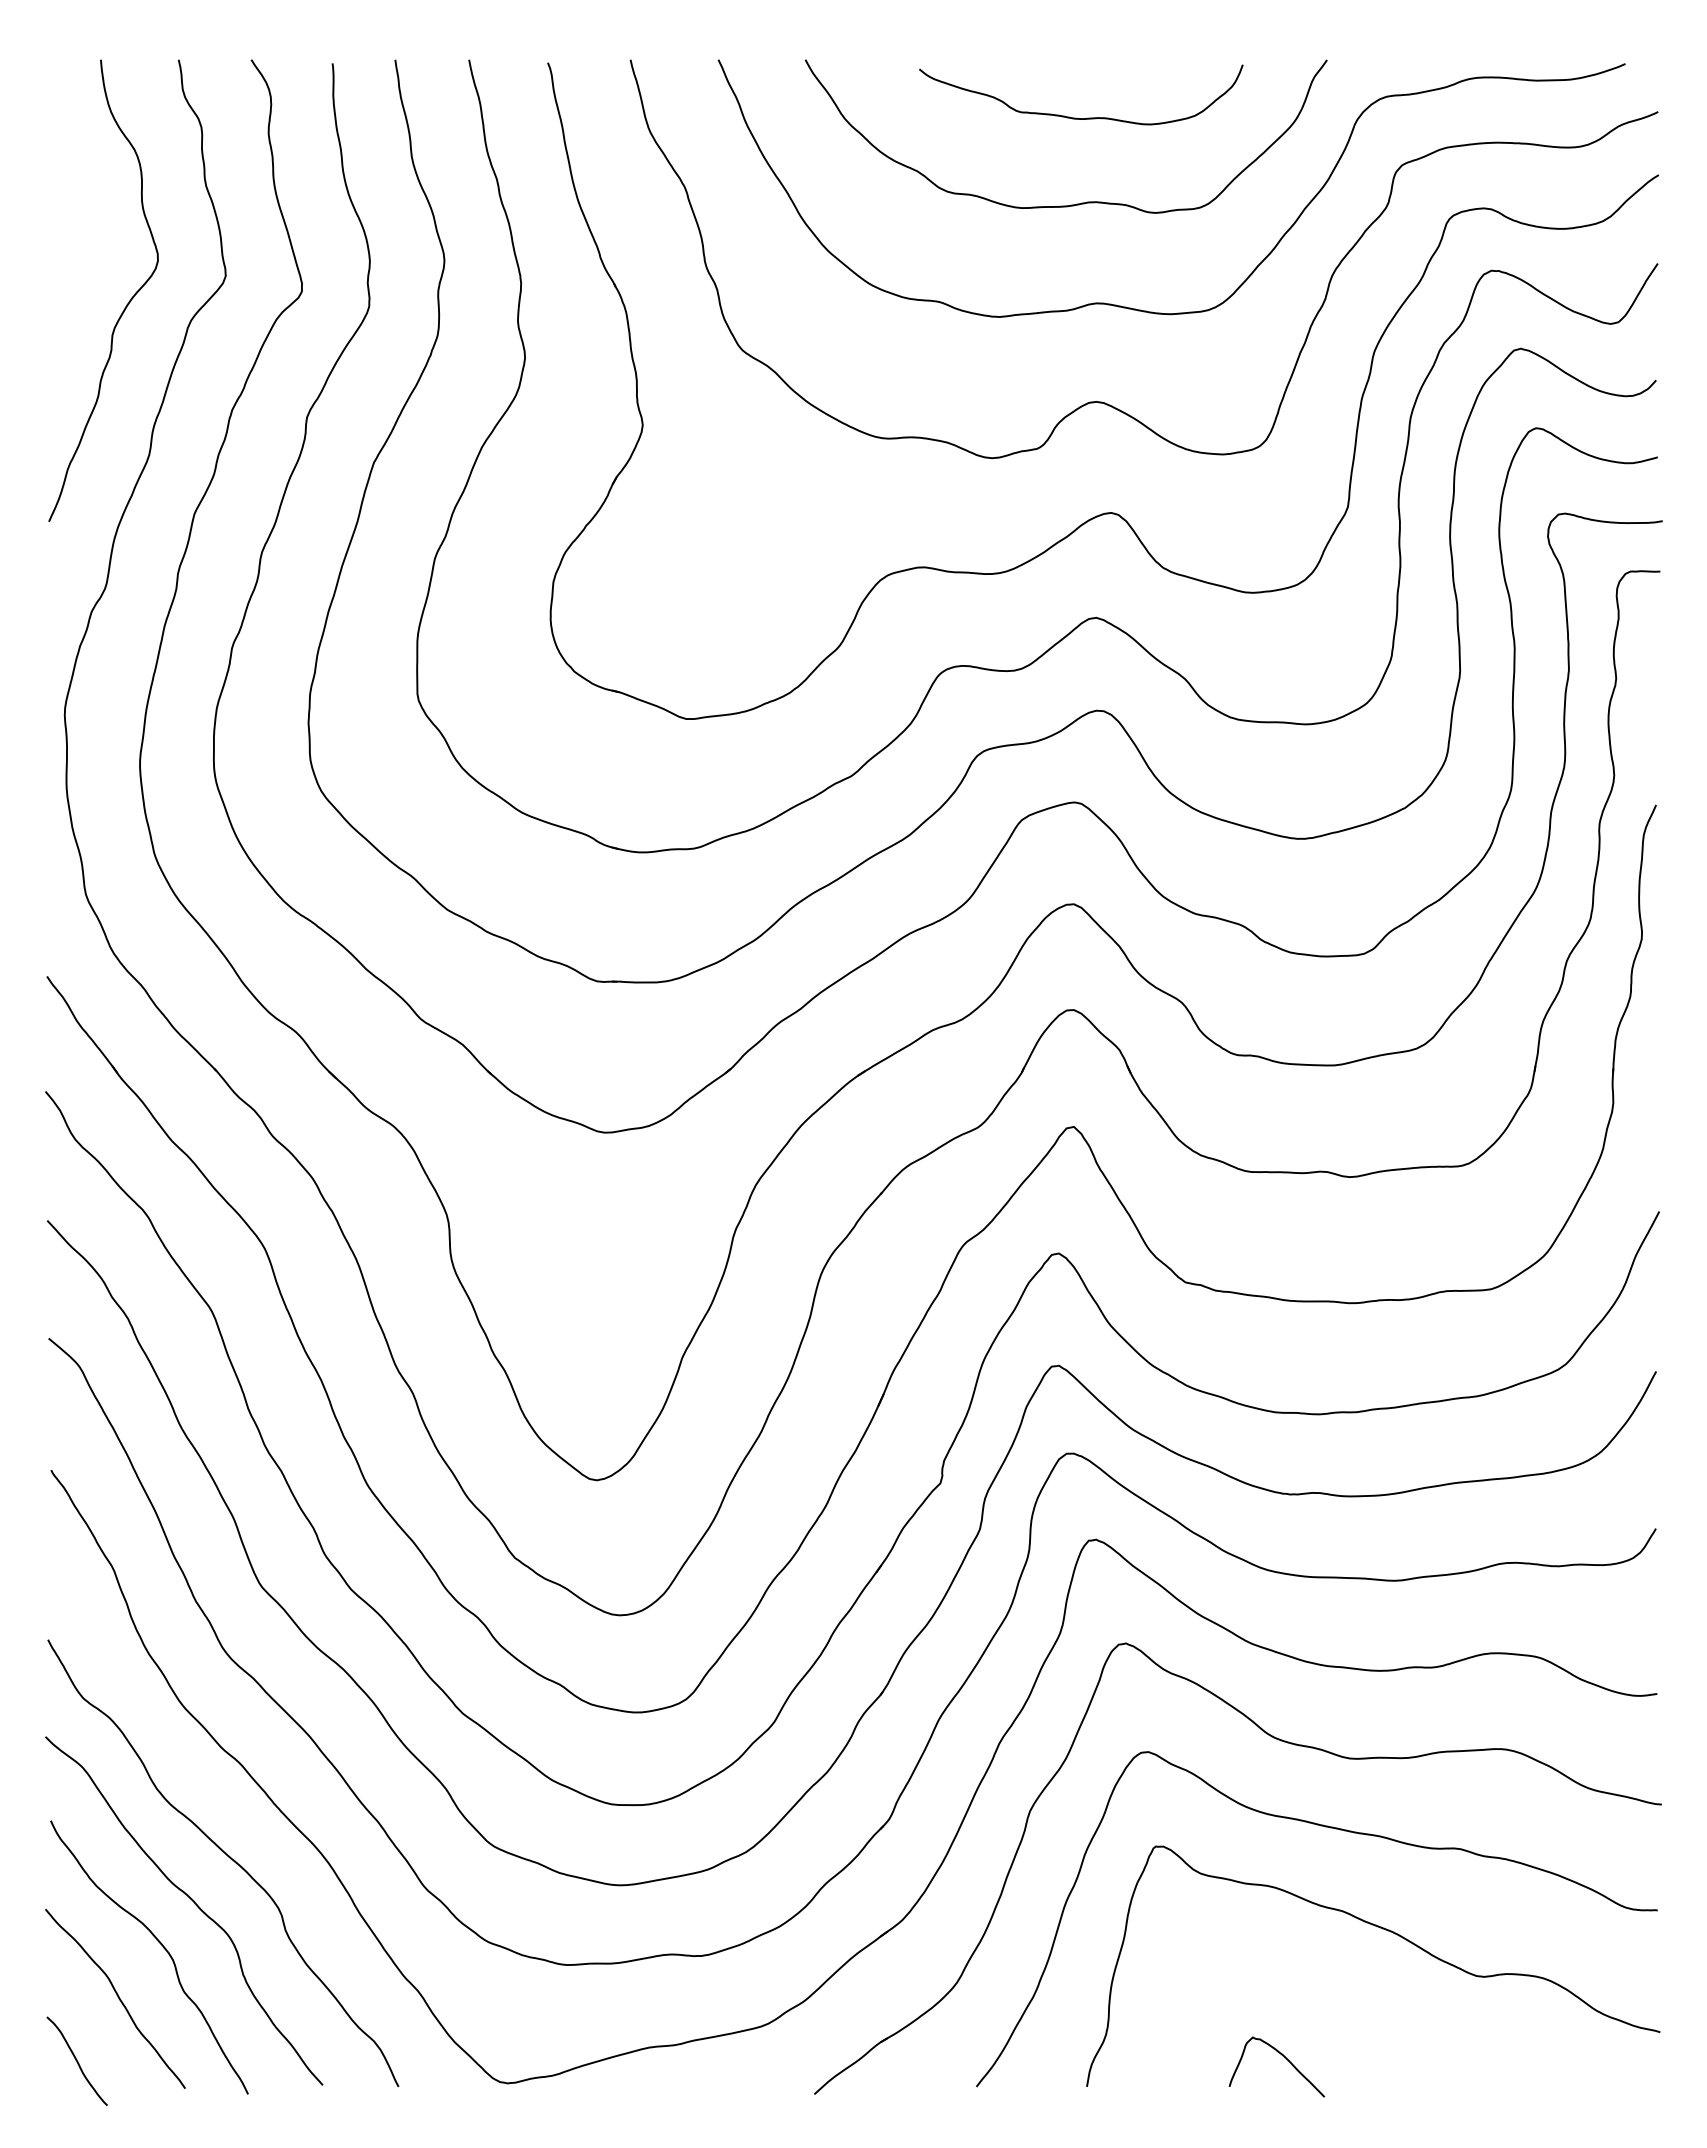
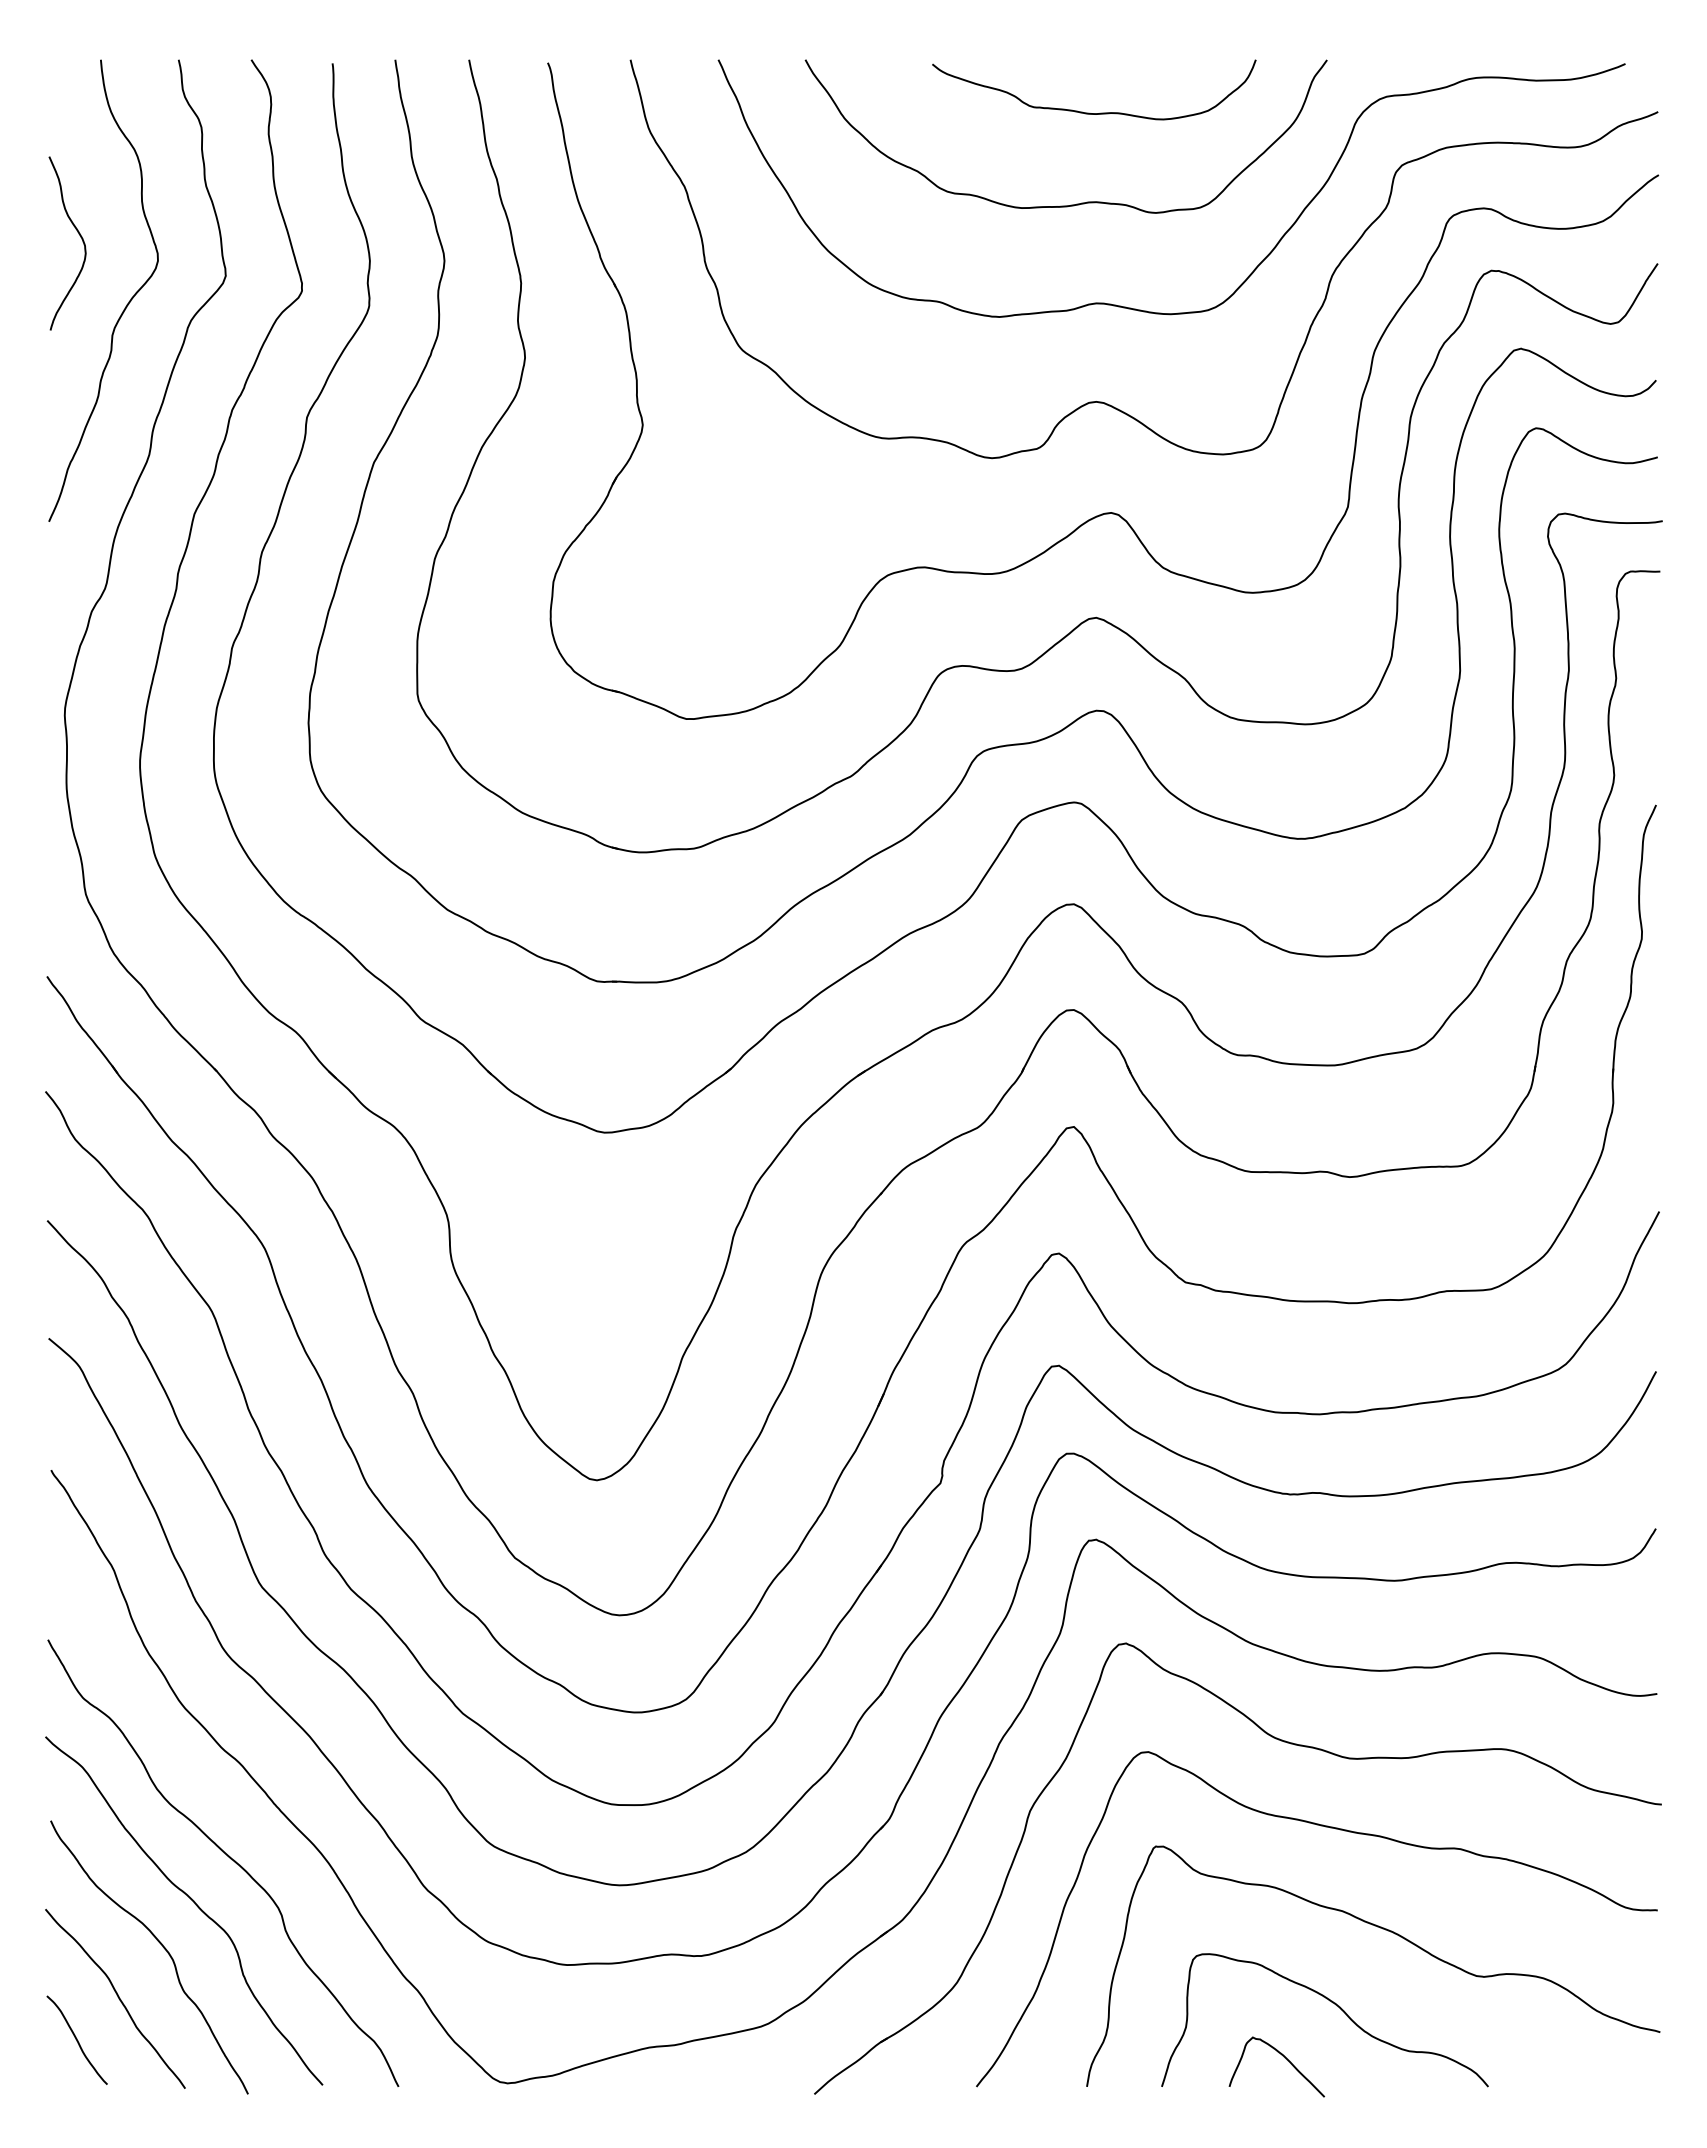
curve position: (1076, 117) -> (1089, 112) (1089, 112)
curve: none -> present (78, 234)
curve: none -> present (1335, 2005)
curve position: (76, 2060) -> (76, 2039) (76, 2039)
